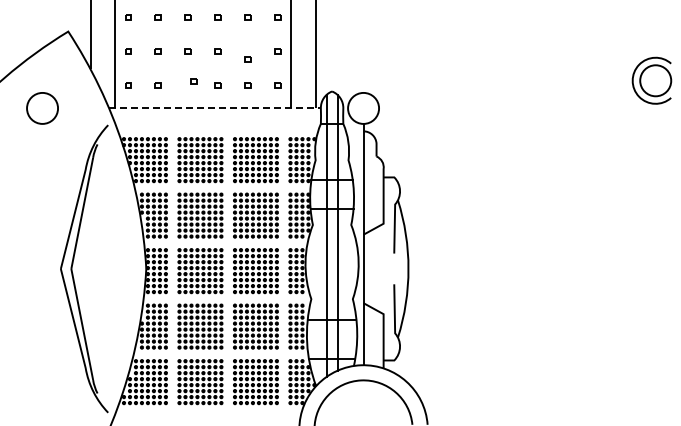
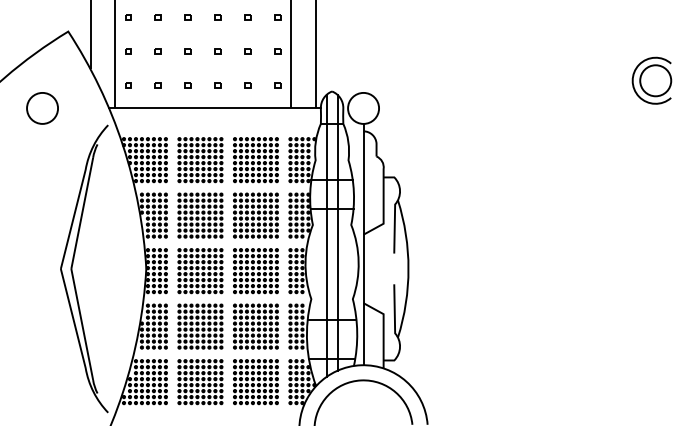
part position: (247, 59) -> (247, 51) (247, 51)
part position: (193, 81) -> (187, 85) (187, 85)
line: dashed -> solid (215, 108)
